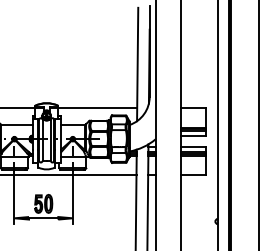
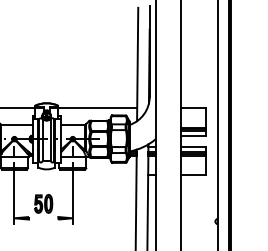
line: present -> none (258, 124)
line: present -> none (69, 175)
line: present -> none (43, 218)
